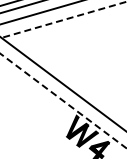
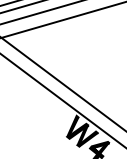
line: dashed -> solid (62, 20)
line: dashed -> solid (63, 101)
